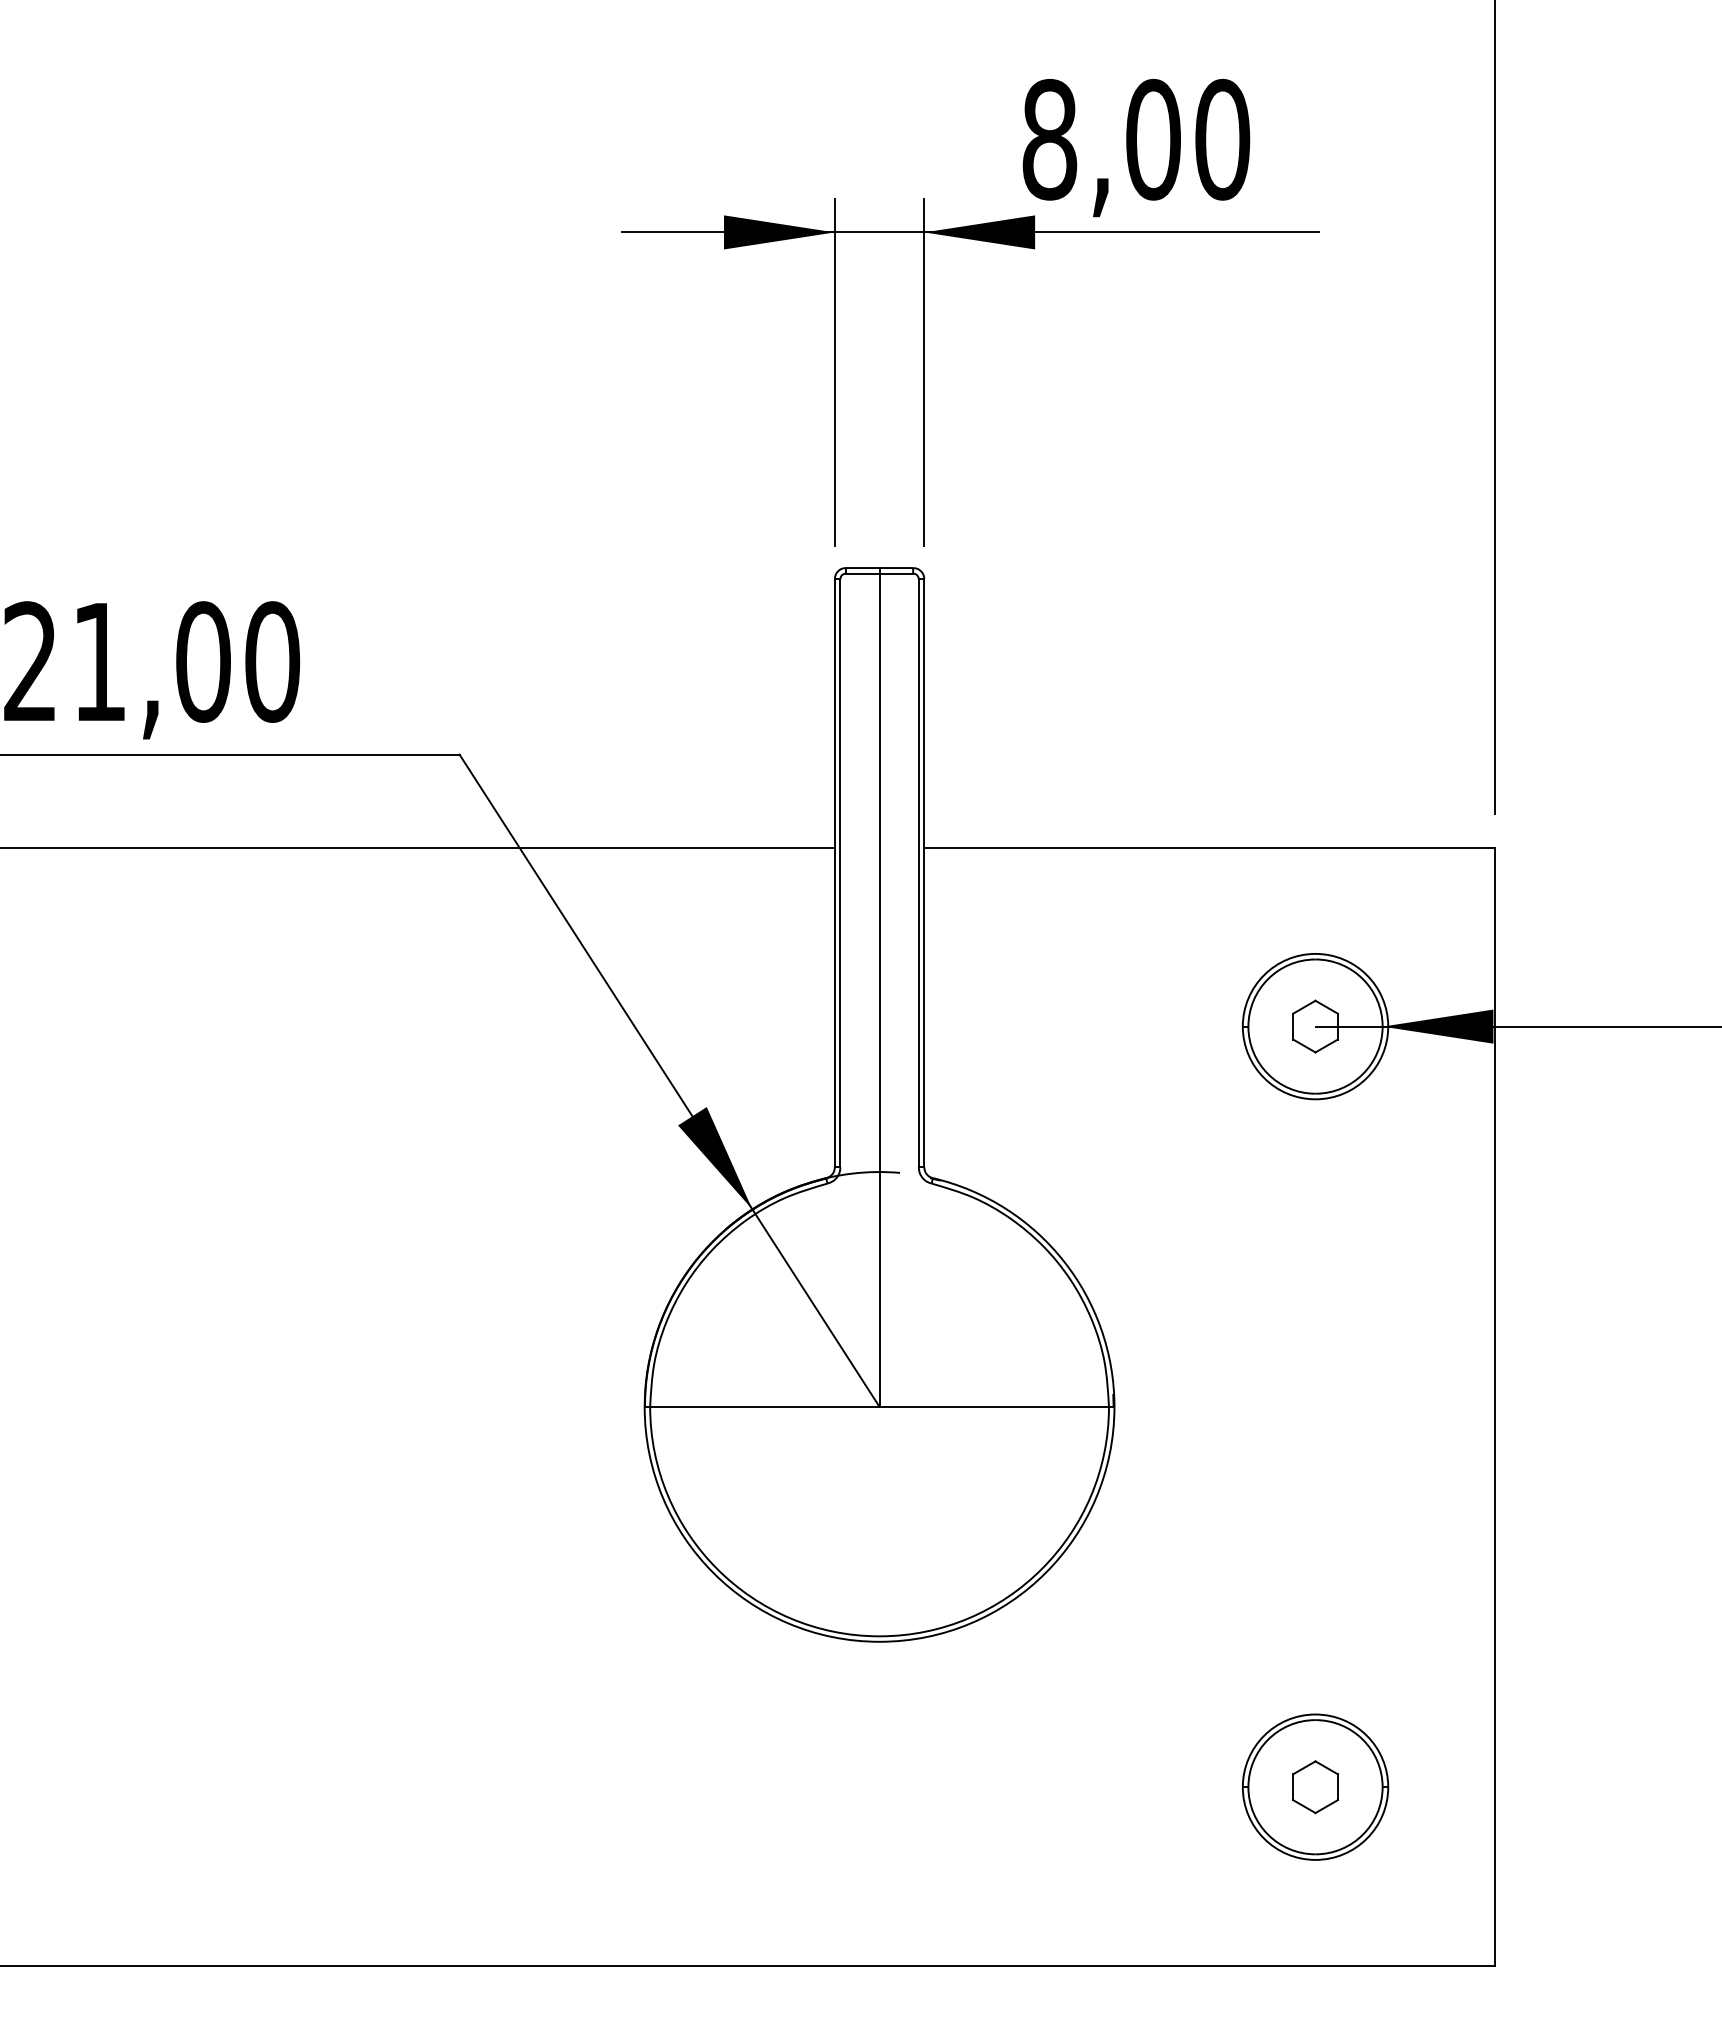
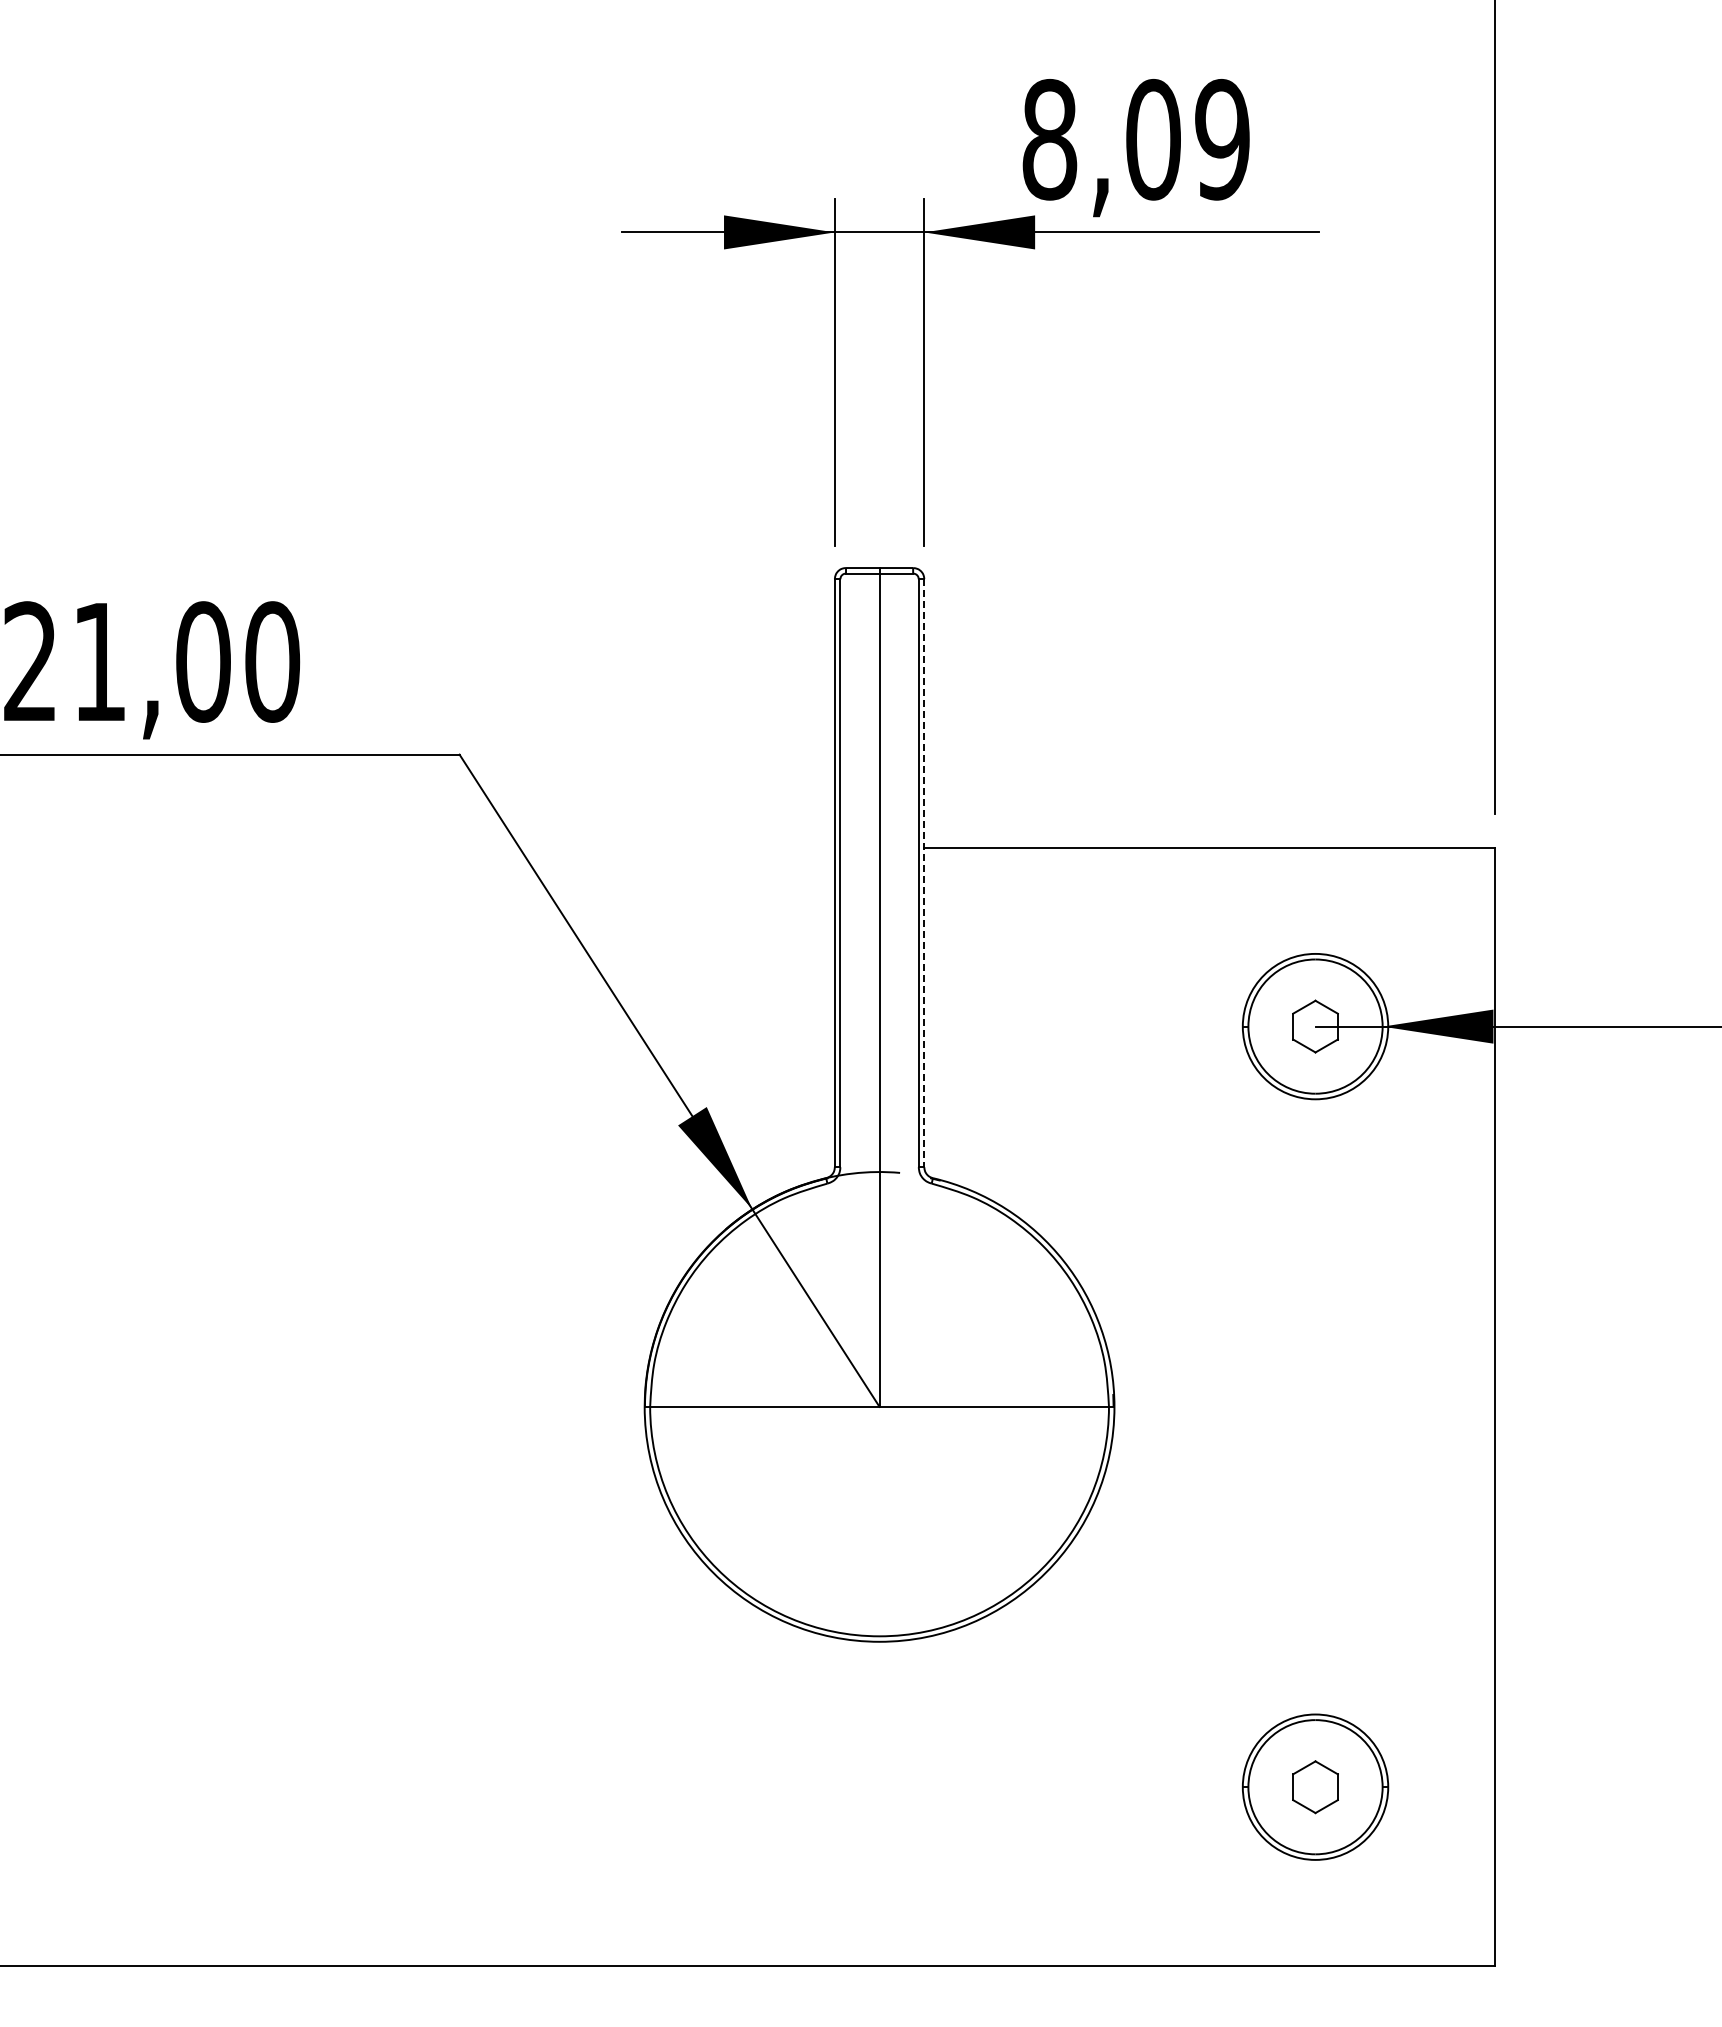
text: 8,00 -> 8,09 (1222, 139)
line: present -> none (418, 847)
line: solid -> dashed (924, 873)
